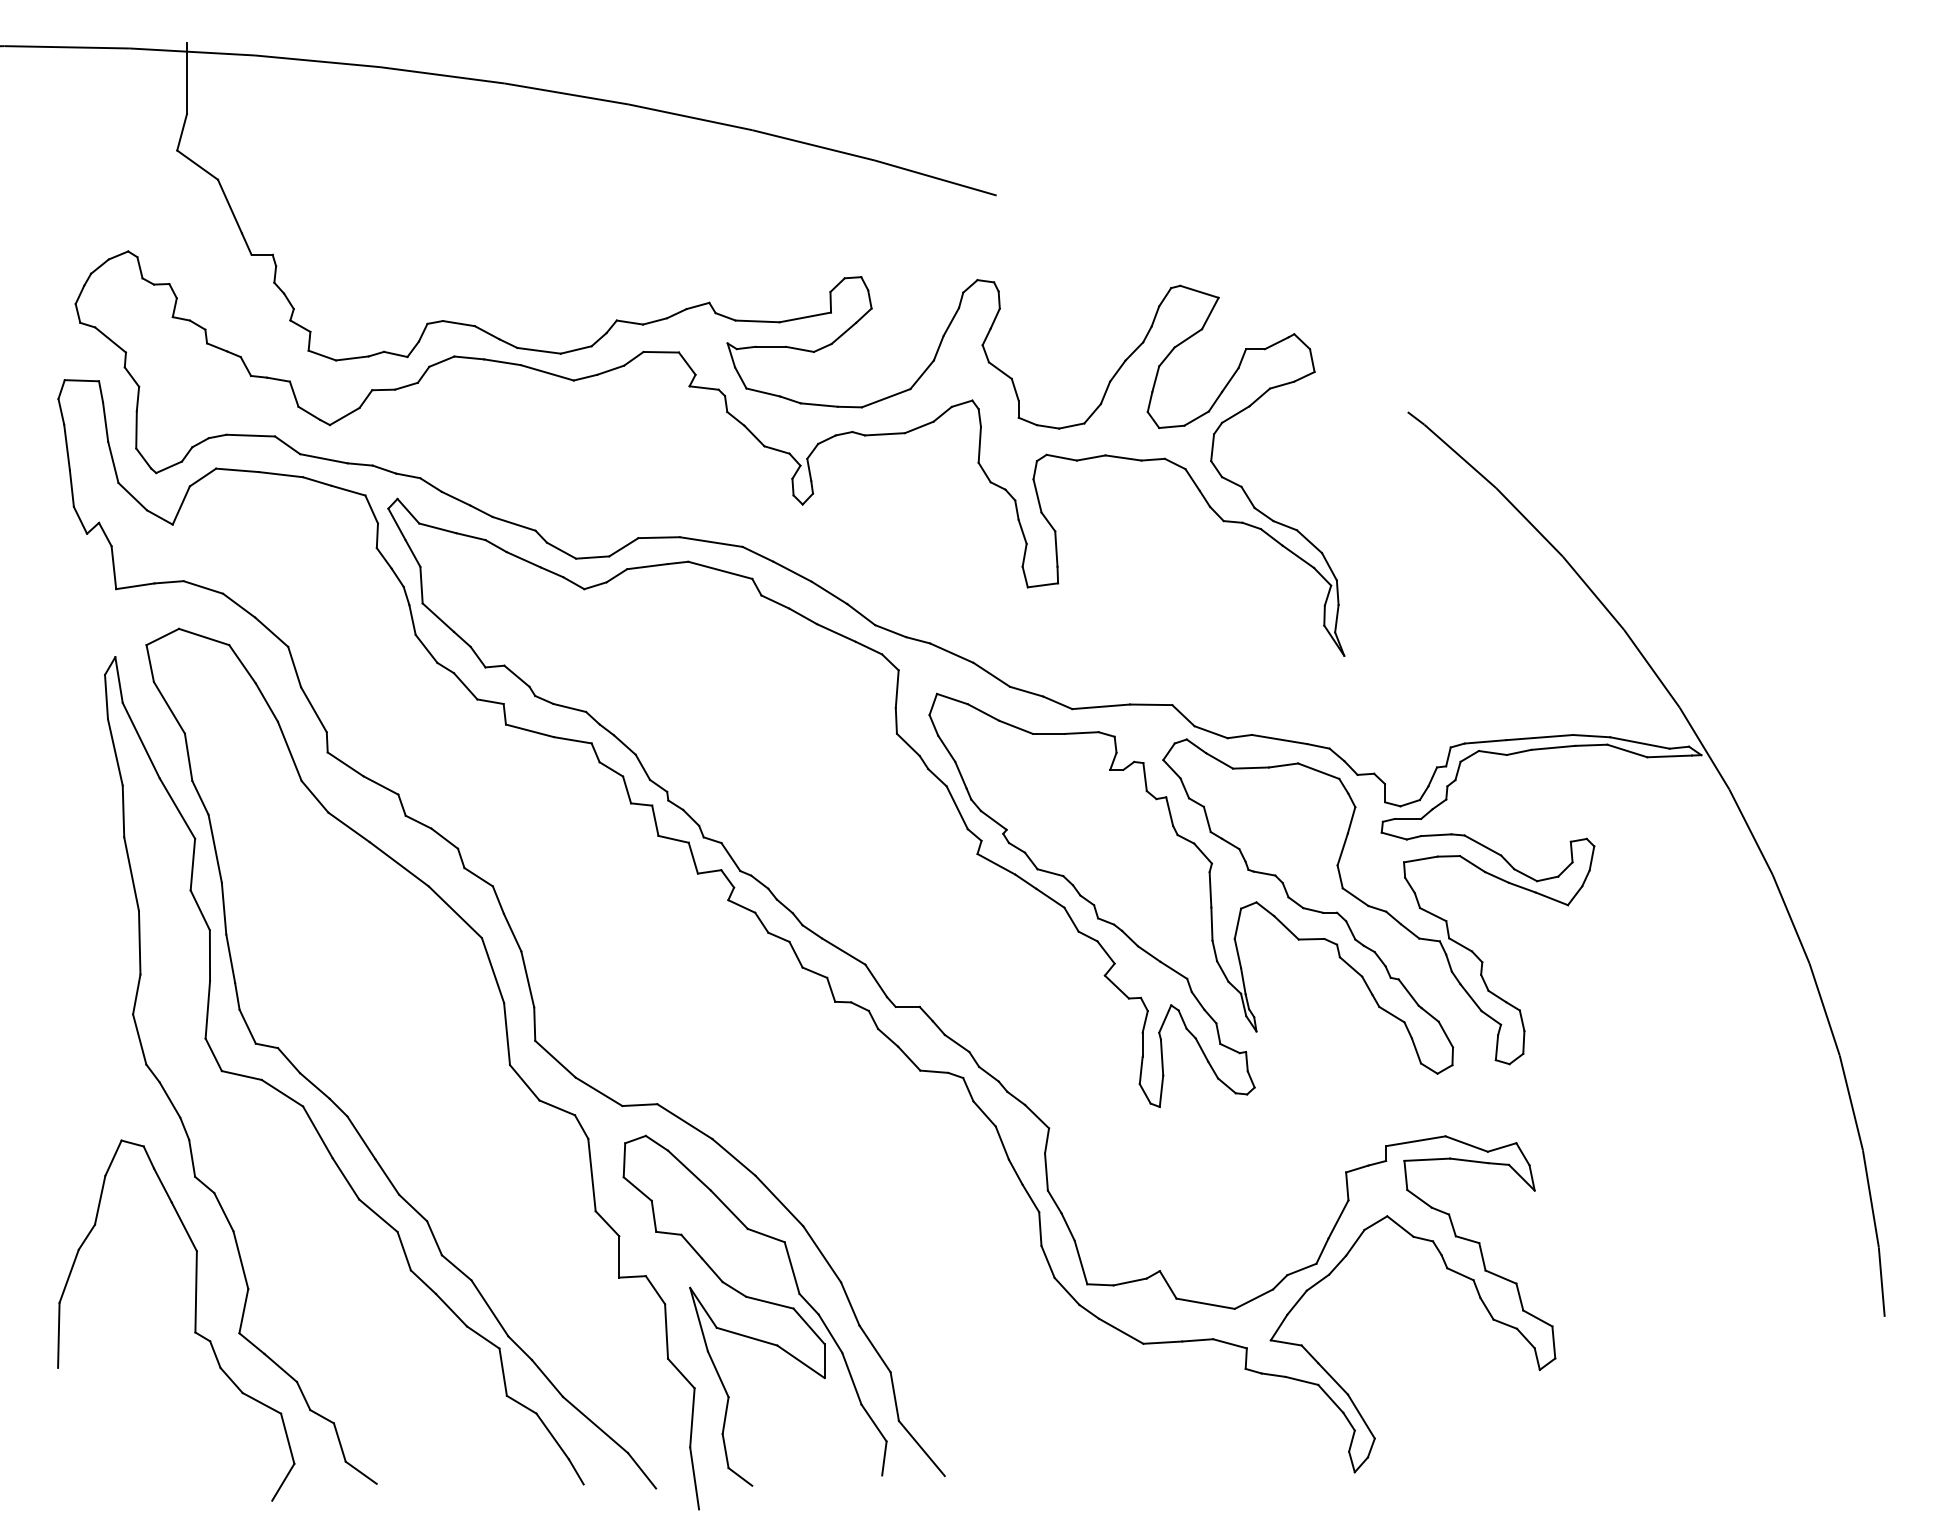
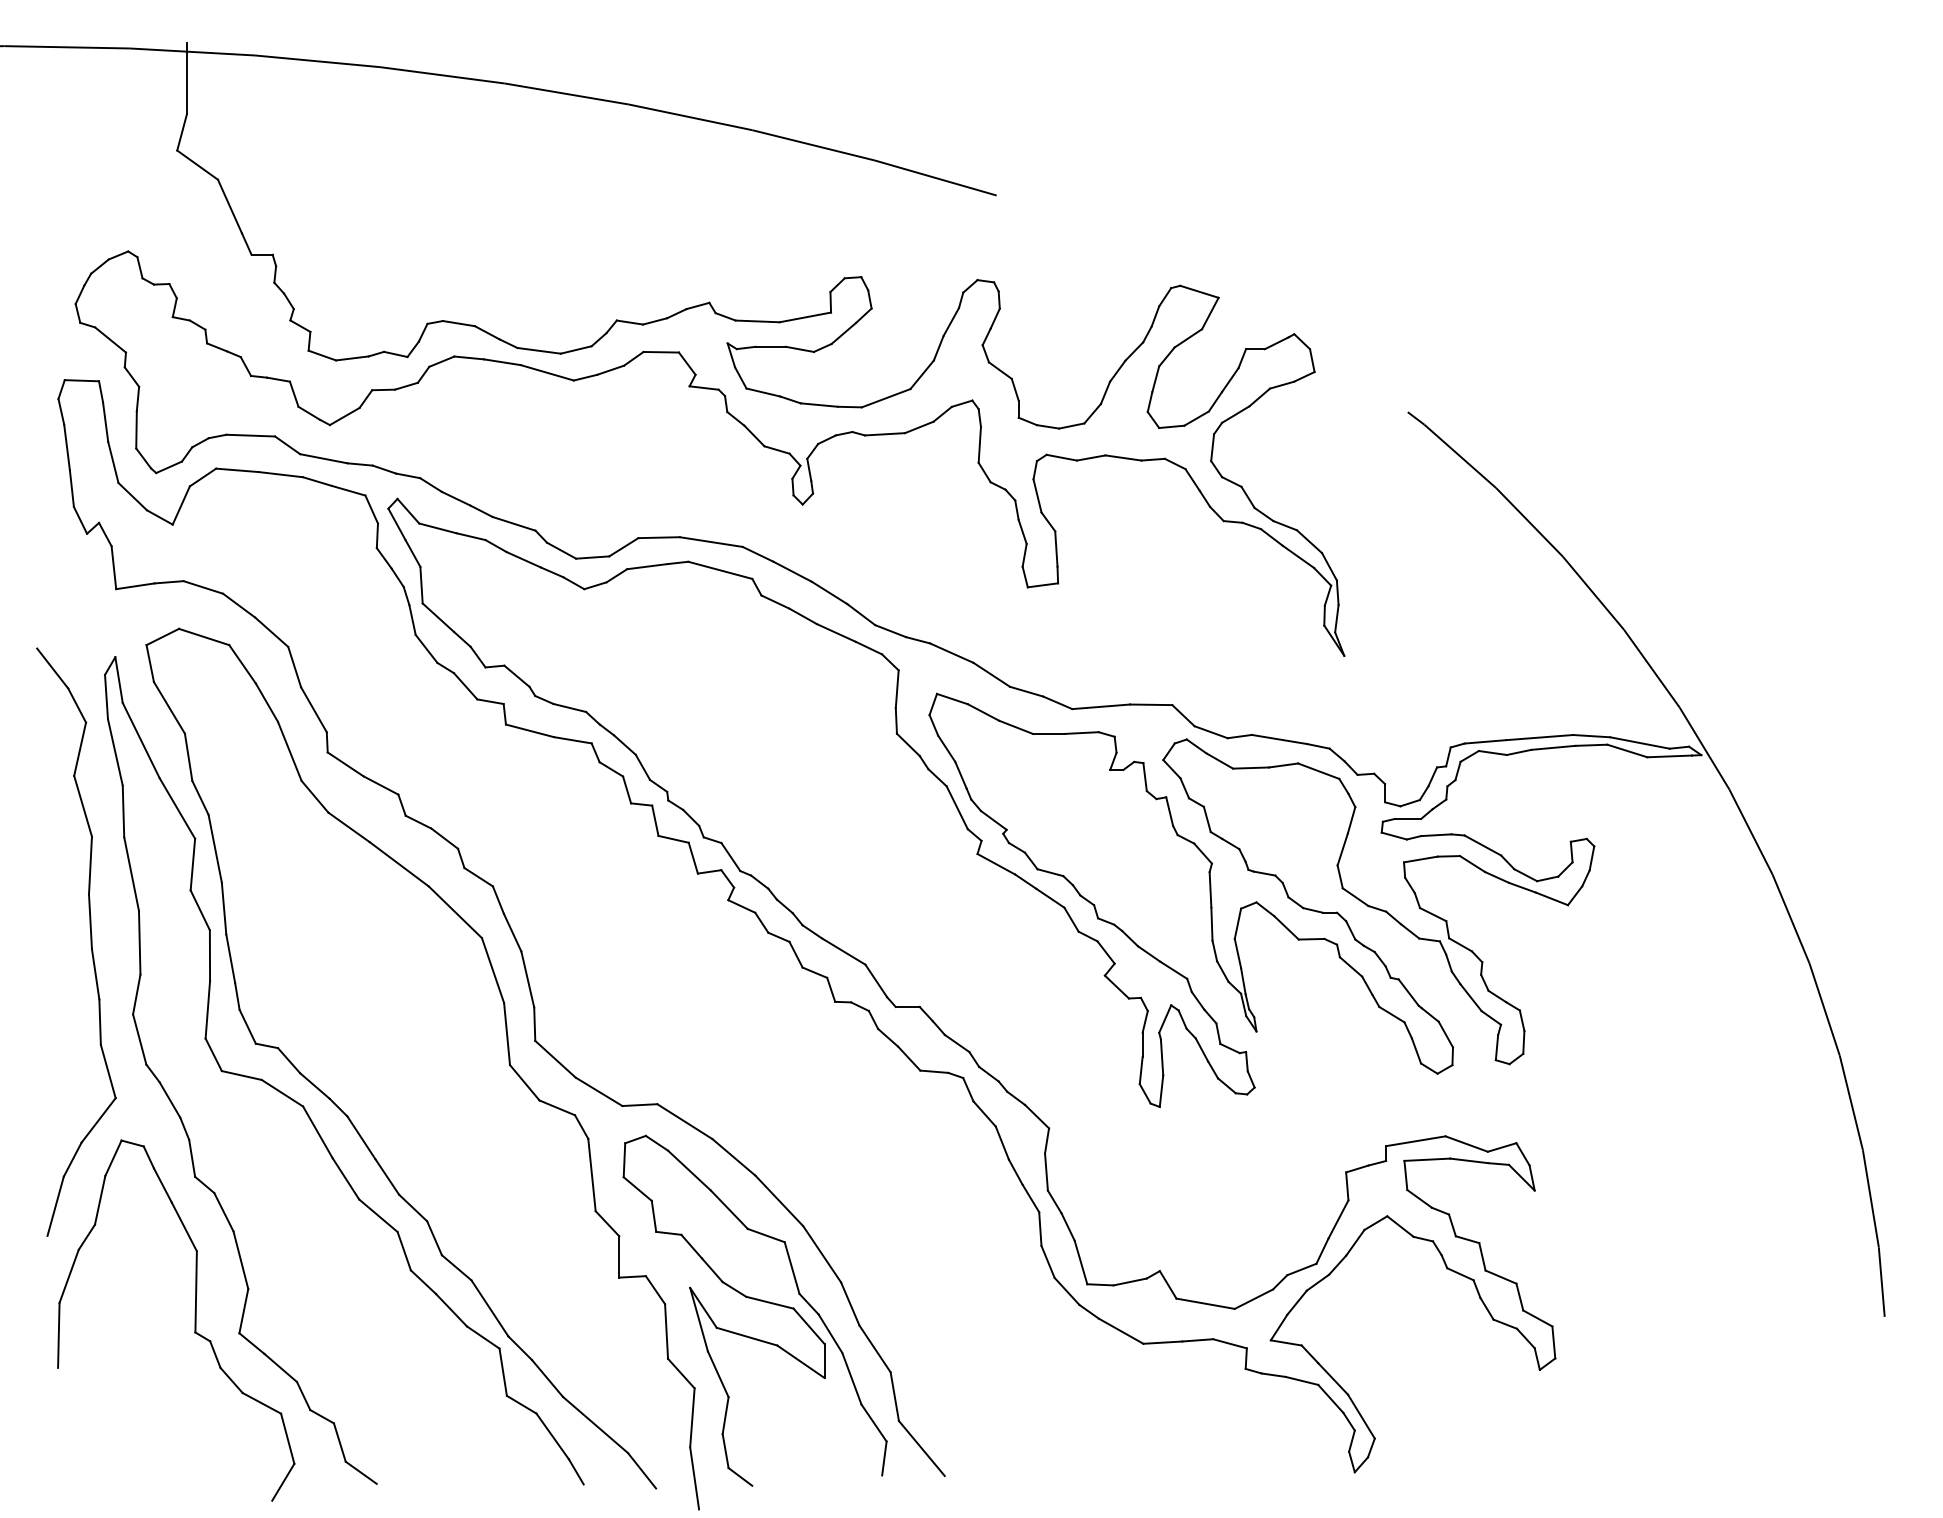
part: none -> present (90, 941)
